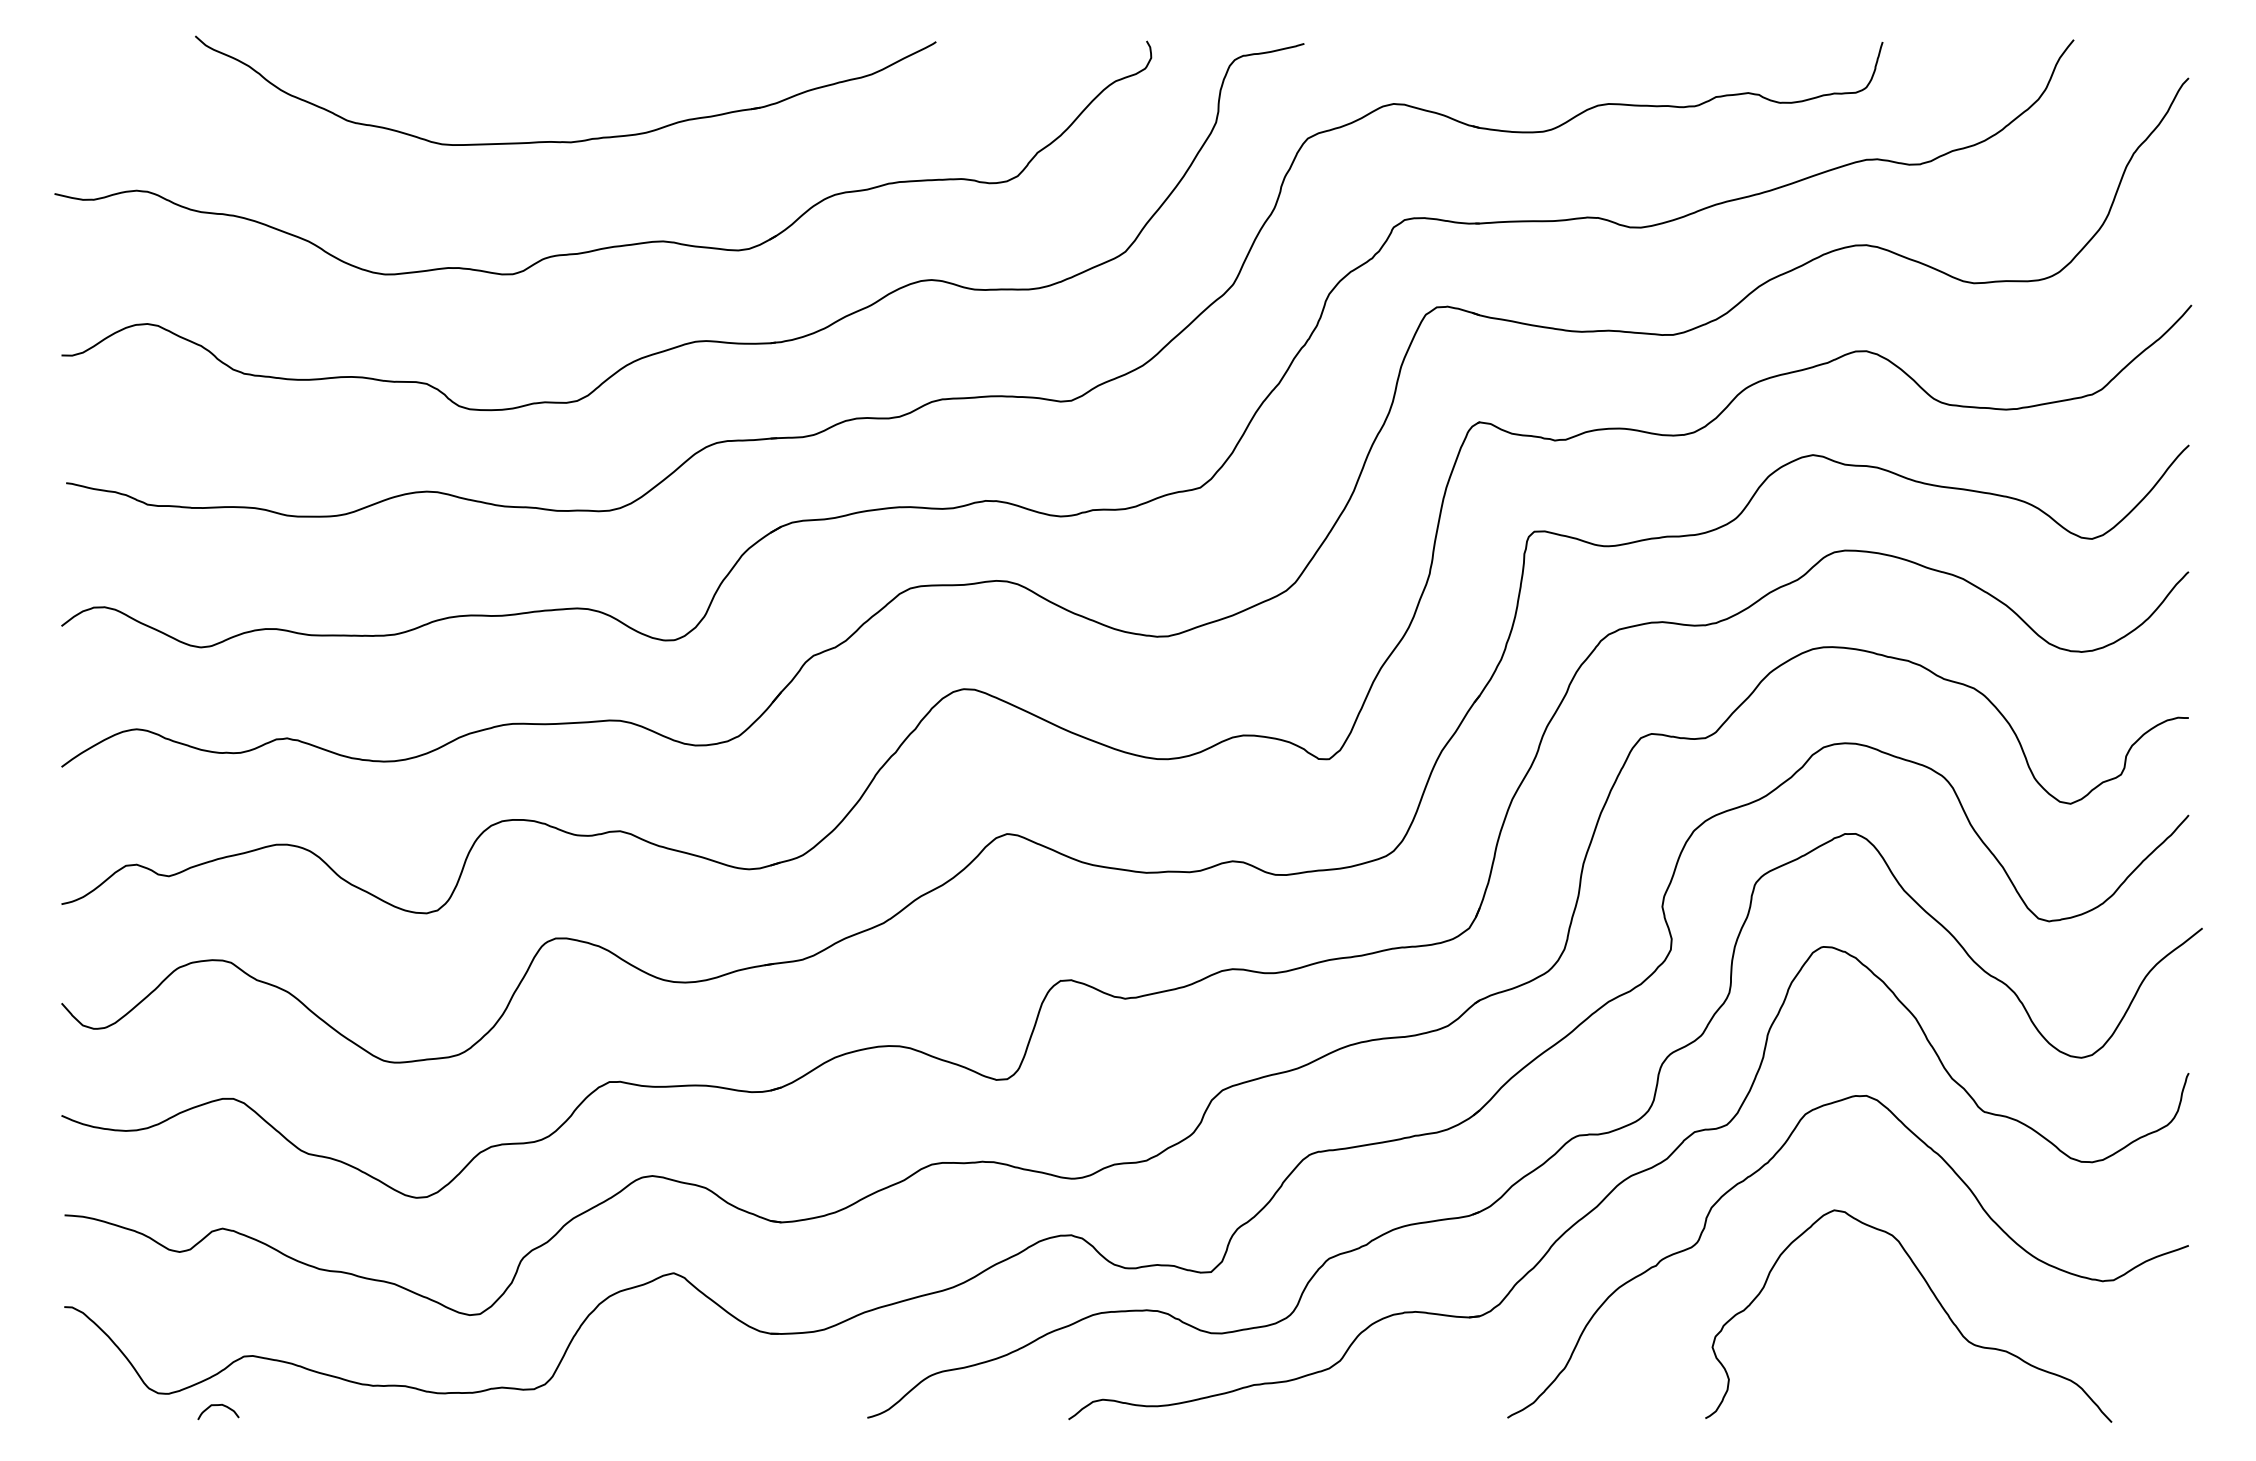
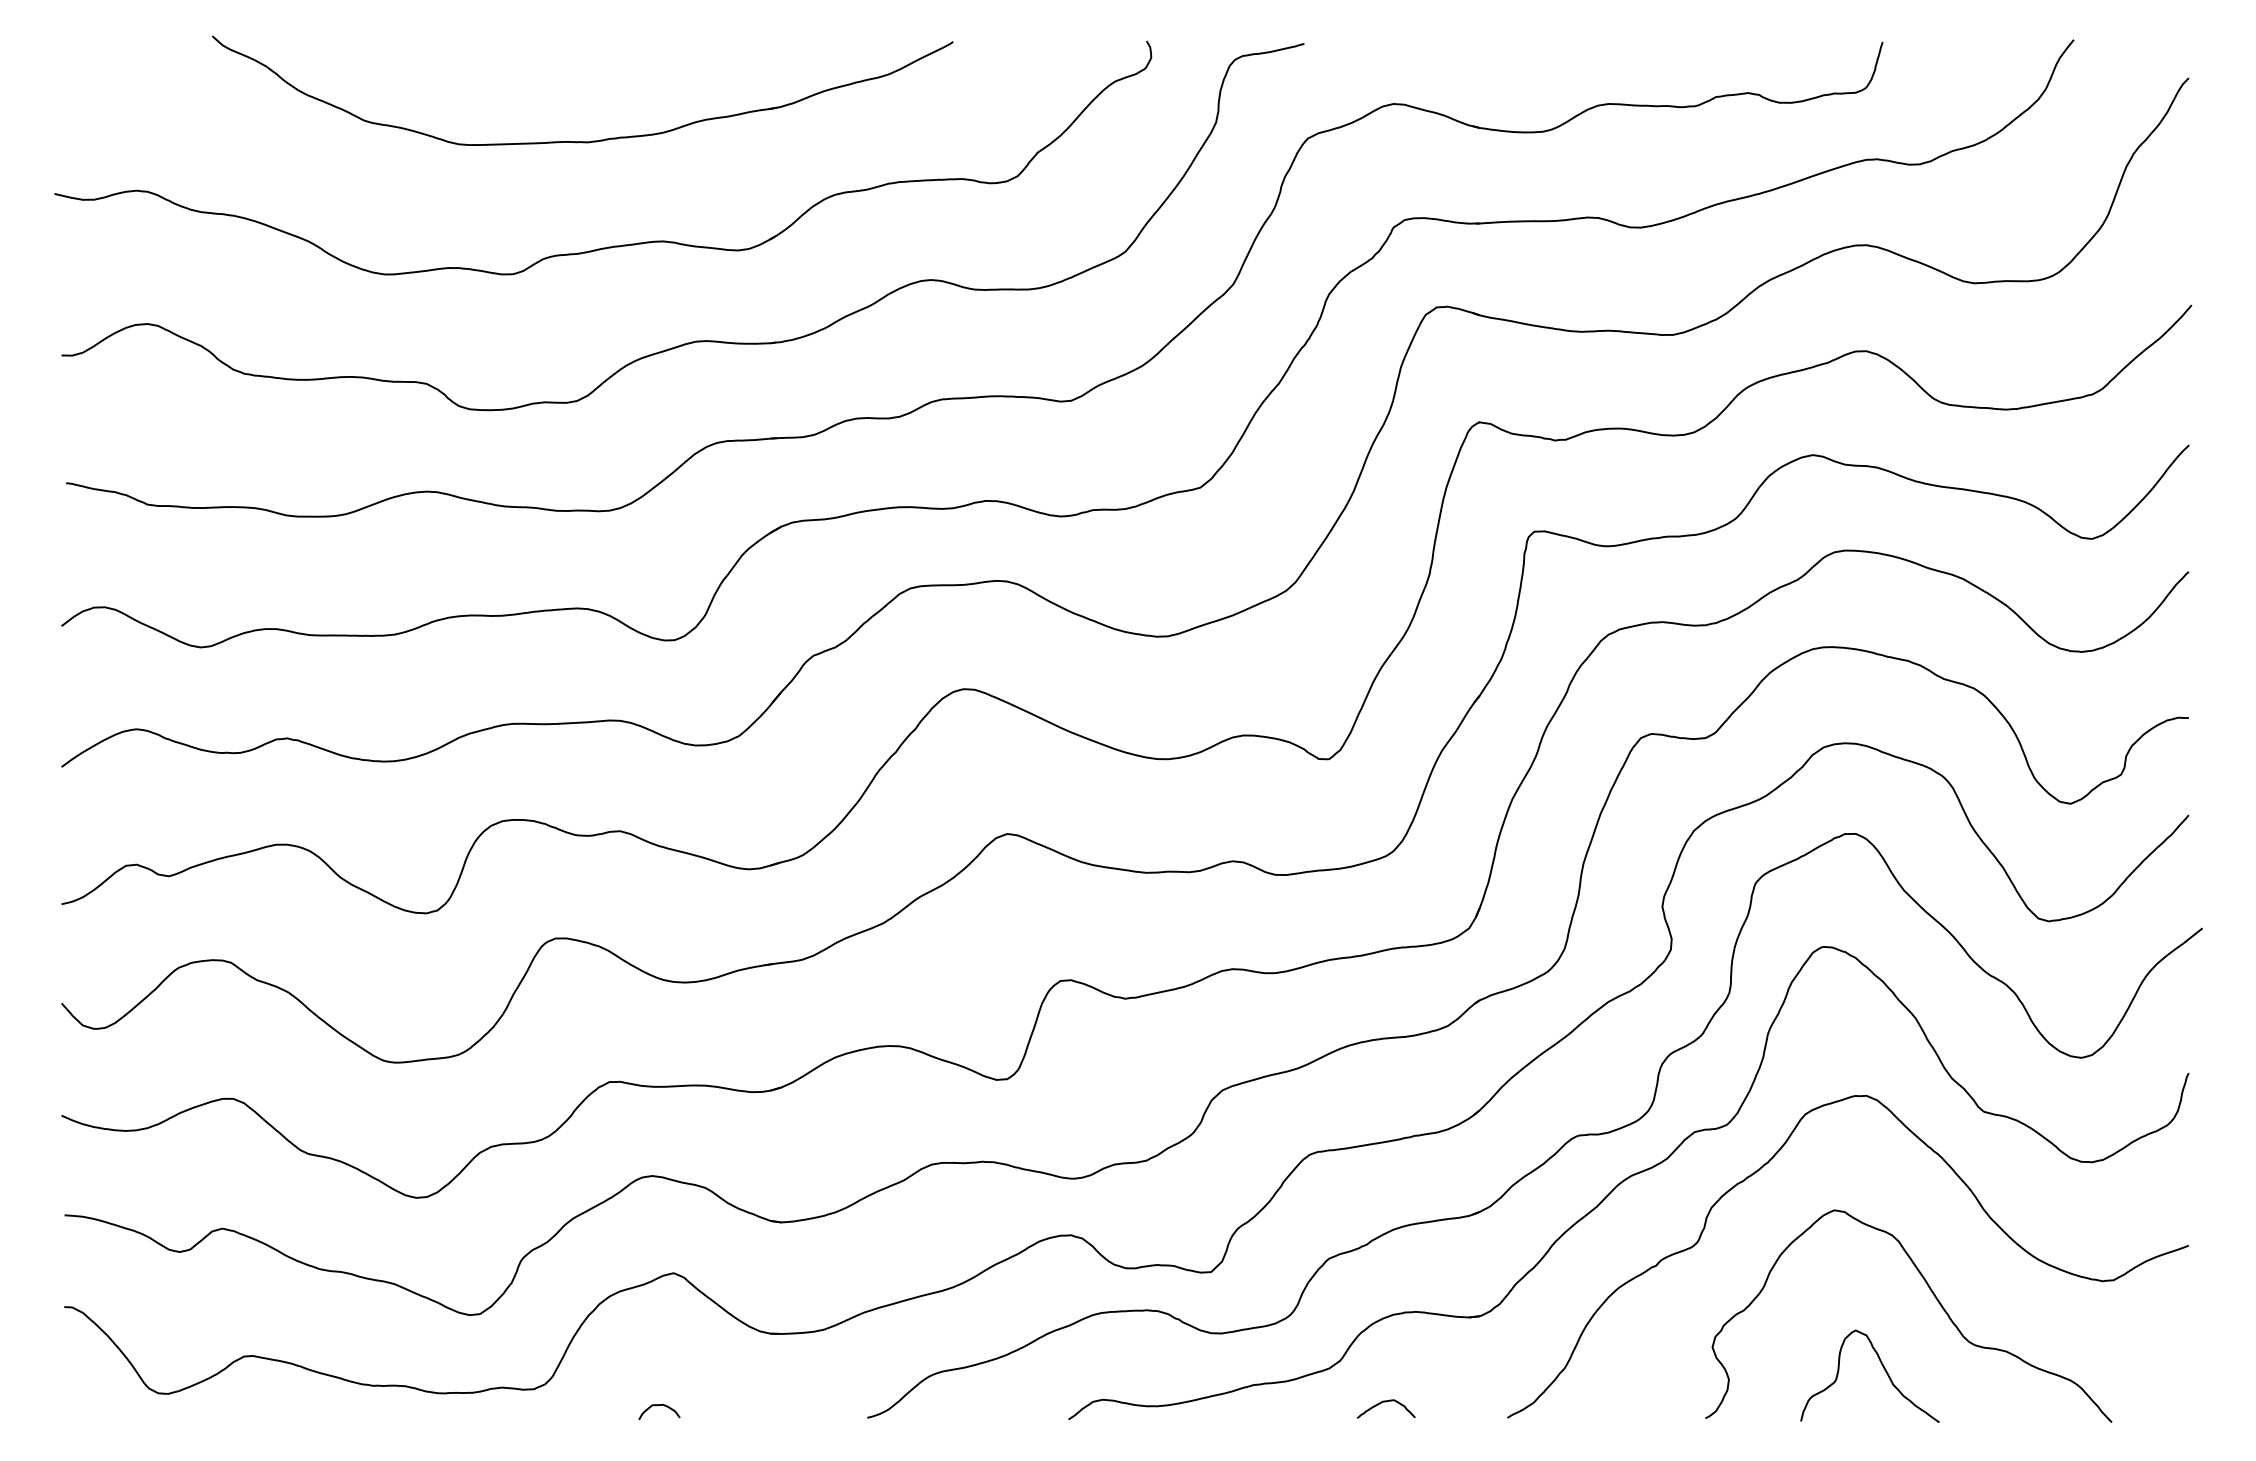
part position: (575, 140) -> (592, 140) (592, 140)
curve: none -> present (1881, 1365)
curve: none -> present (1386, 1402)
curve position: (218, 1405) -> (659, 1405) (659, 1405)
